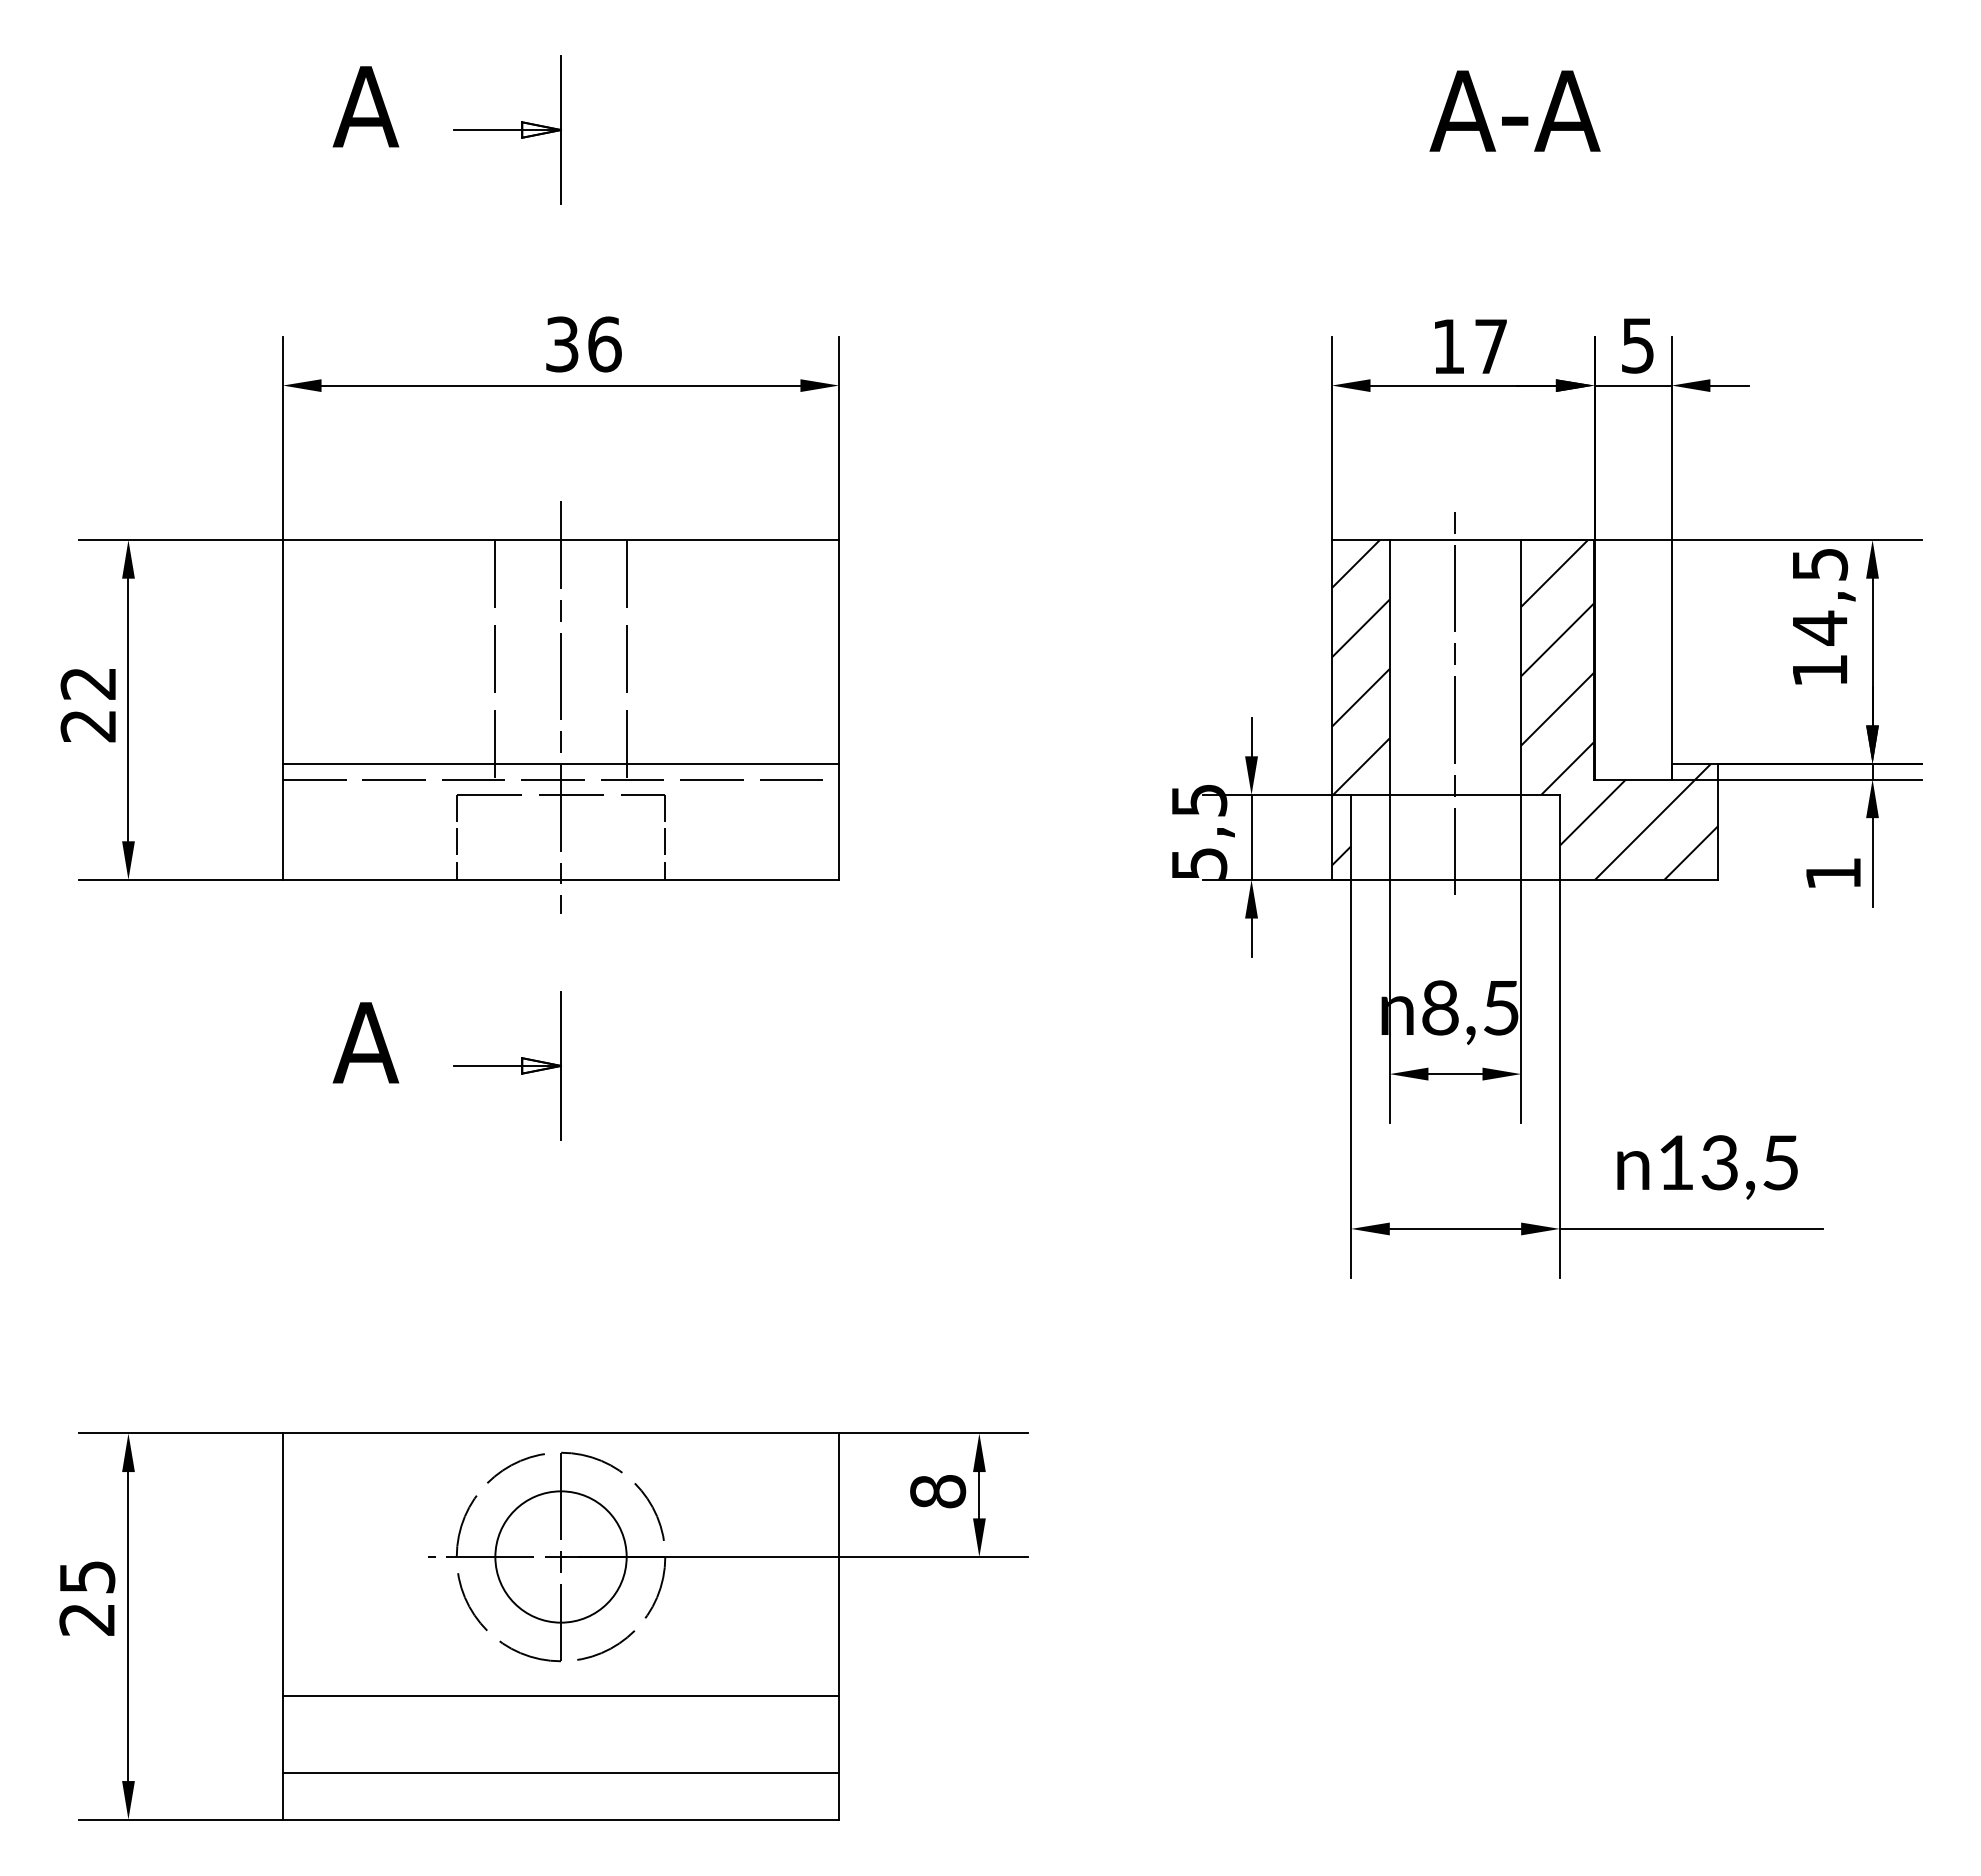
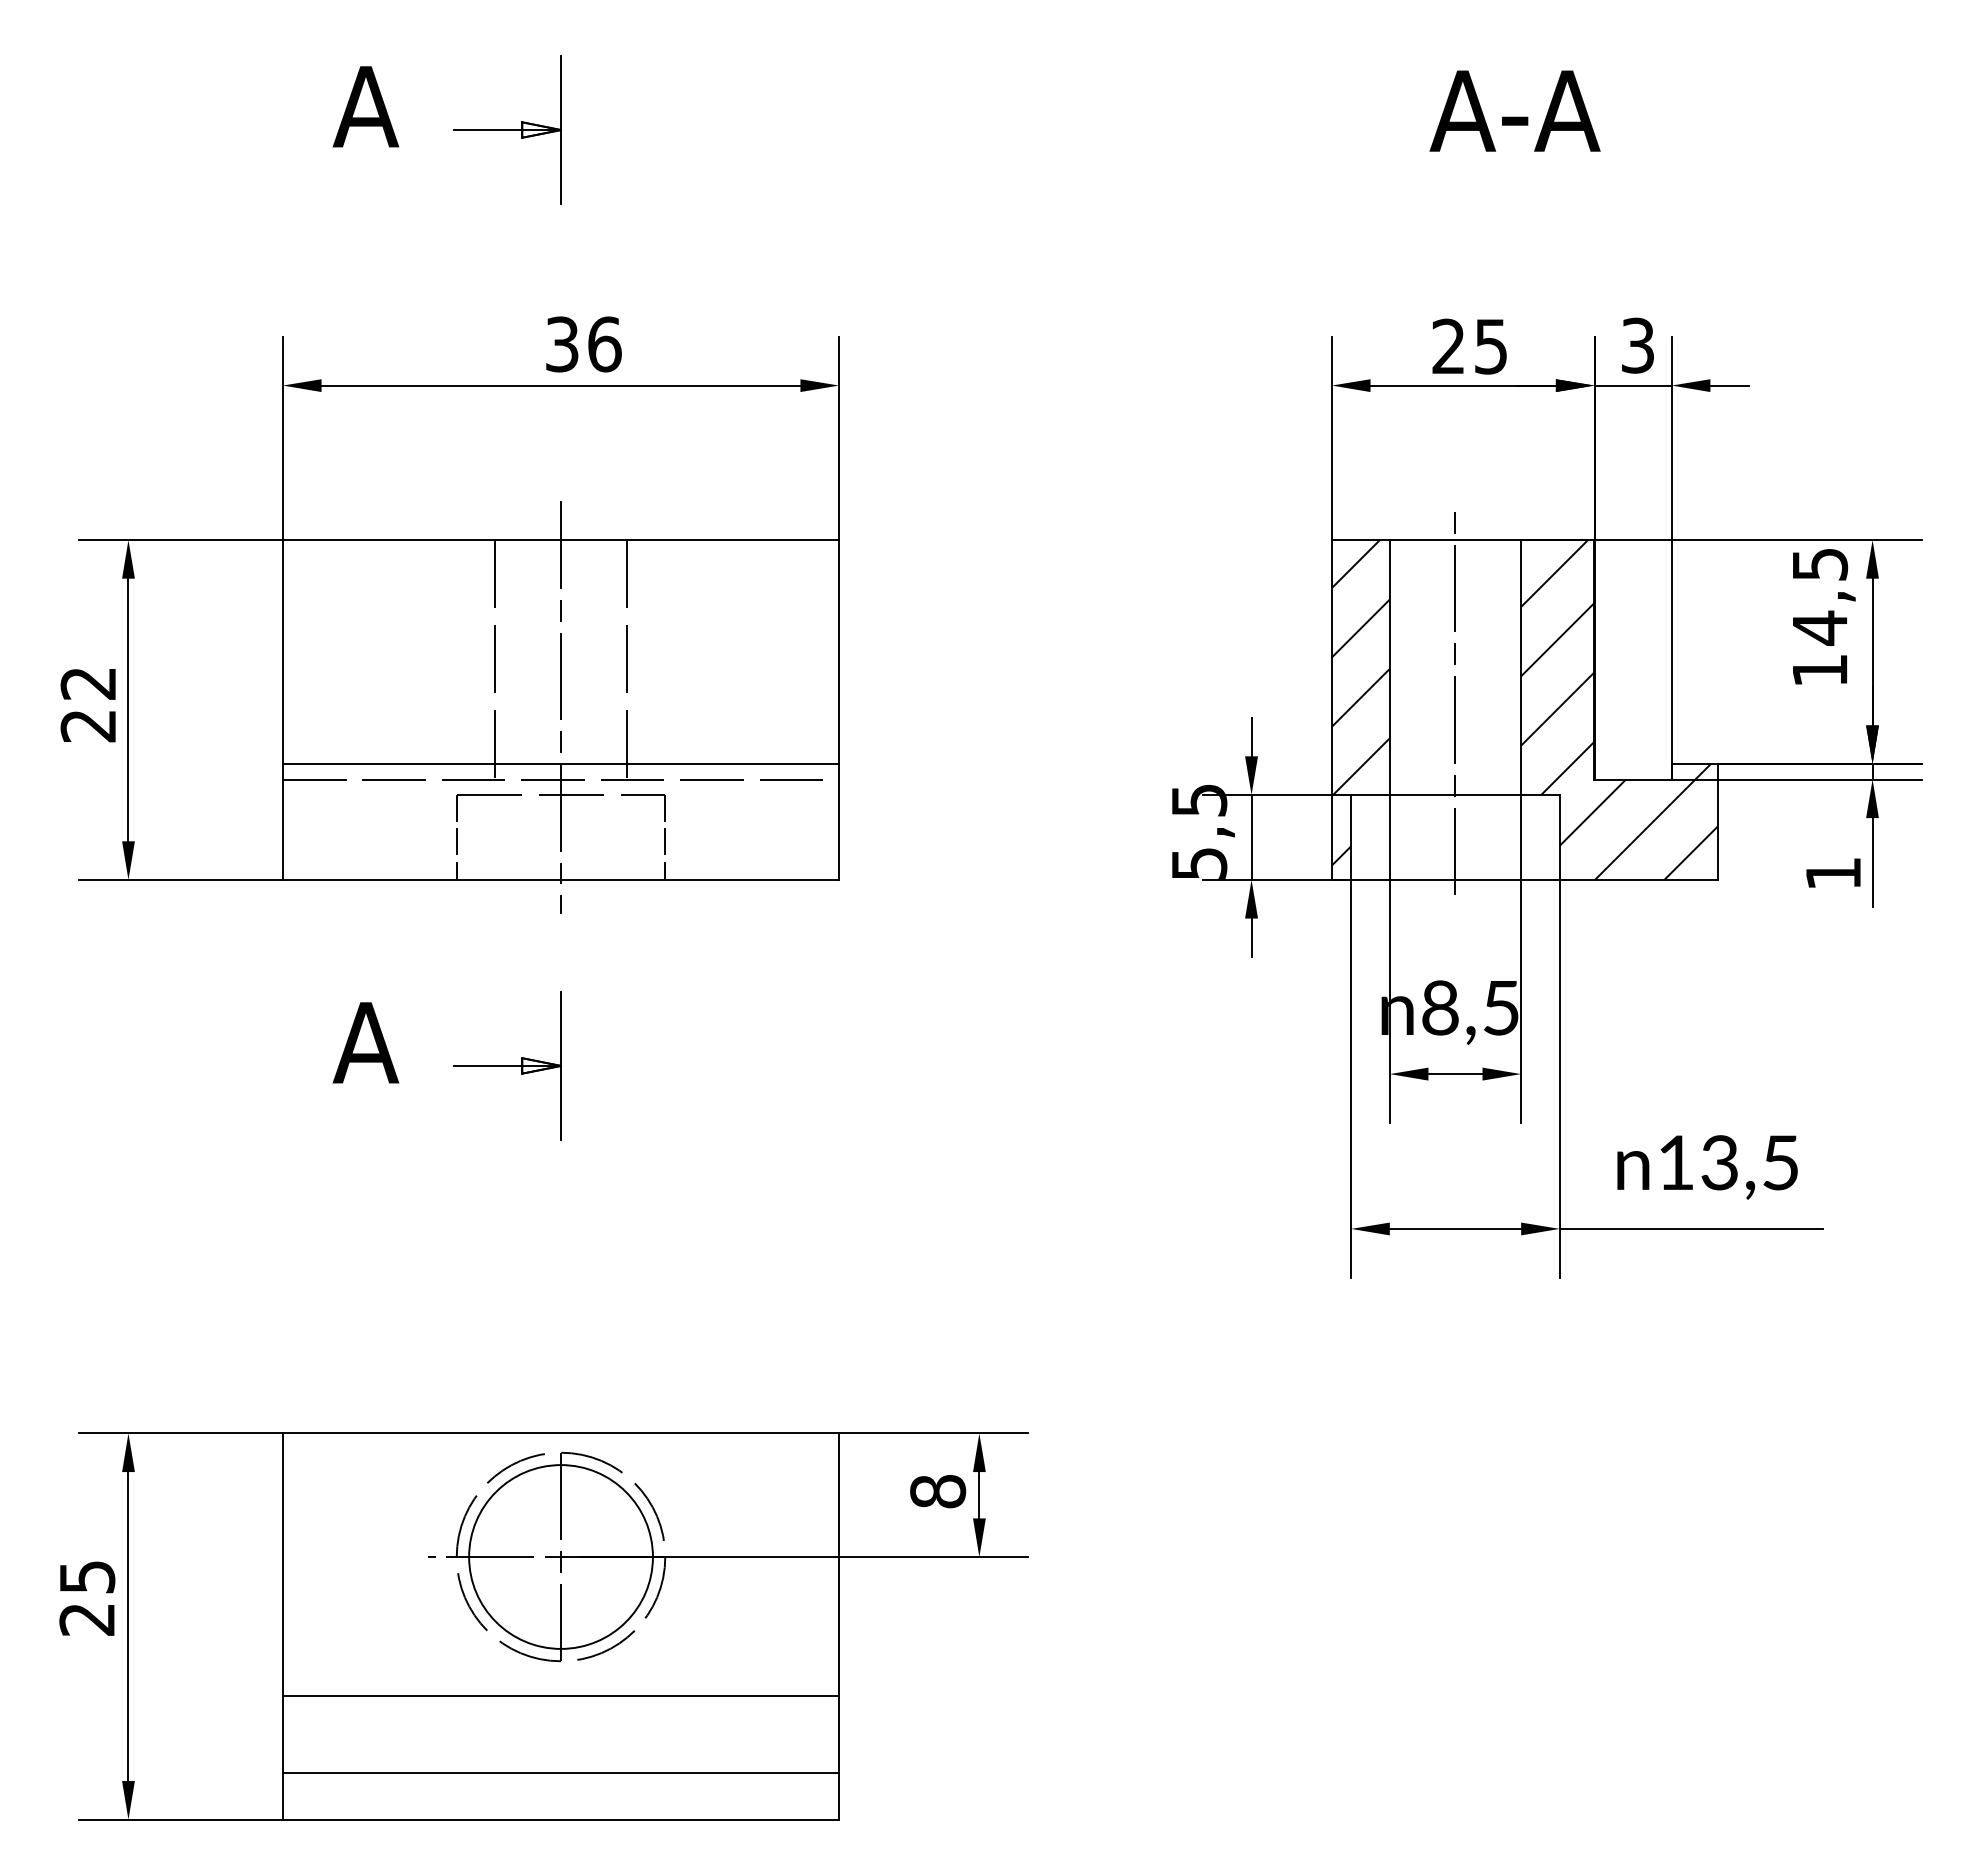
text: 5 -> 3 (1637, 345)
text: 17 -> 25 (1469, 346)
circle diameter: 131 px -> 184 px (560, 1556)
